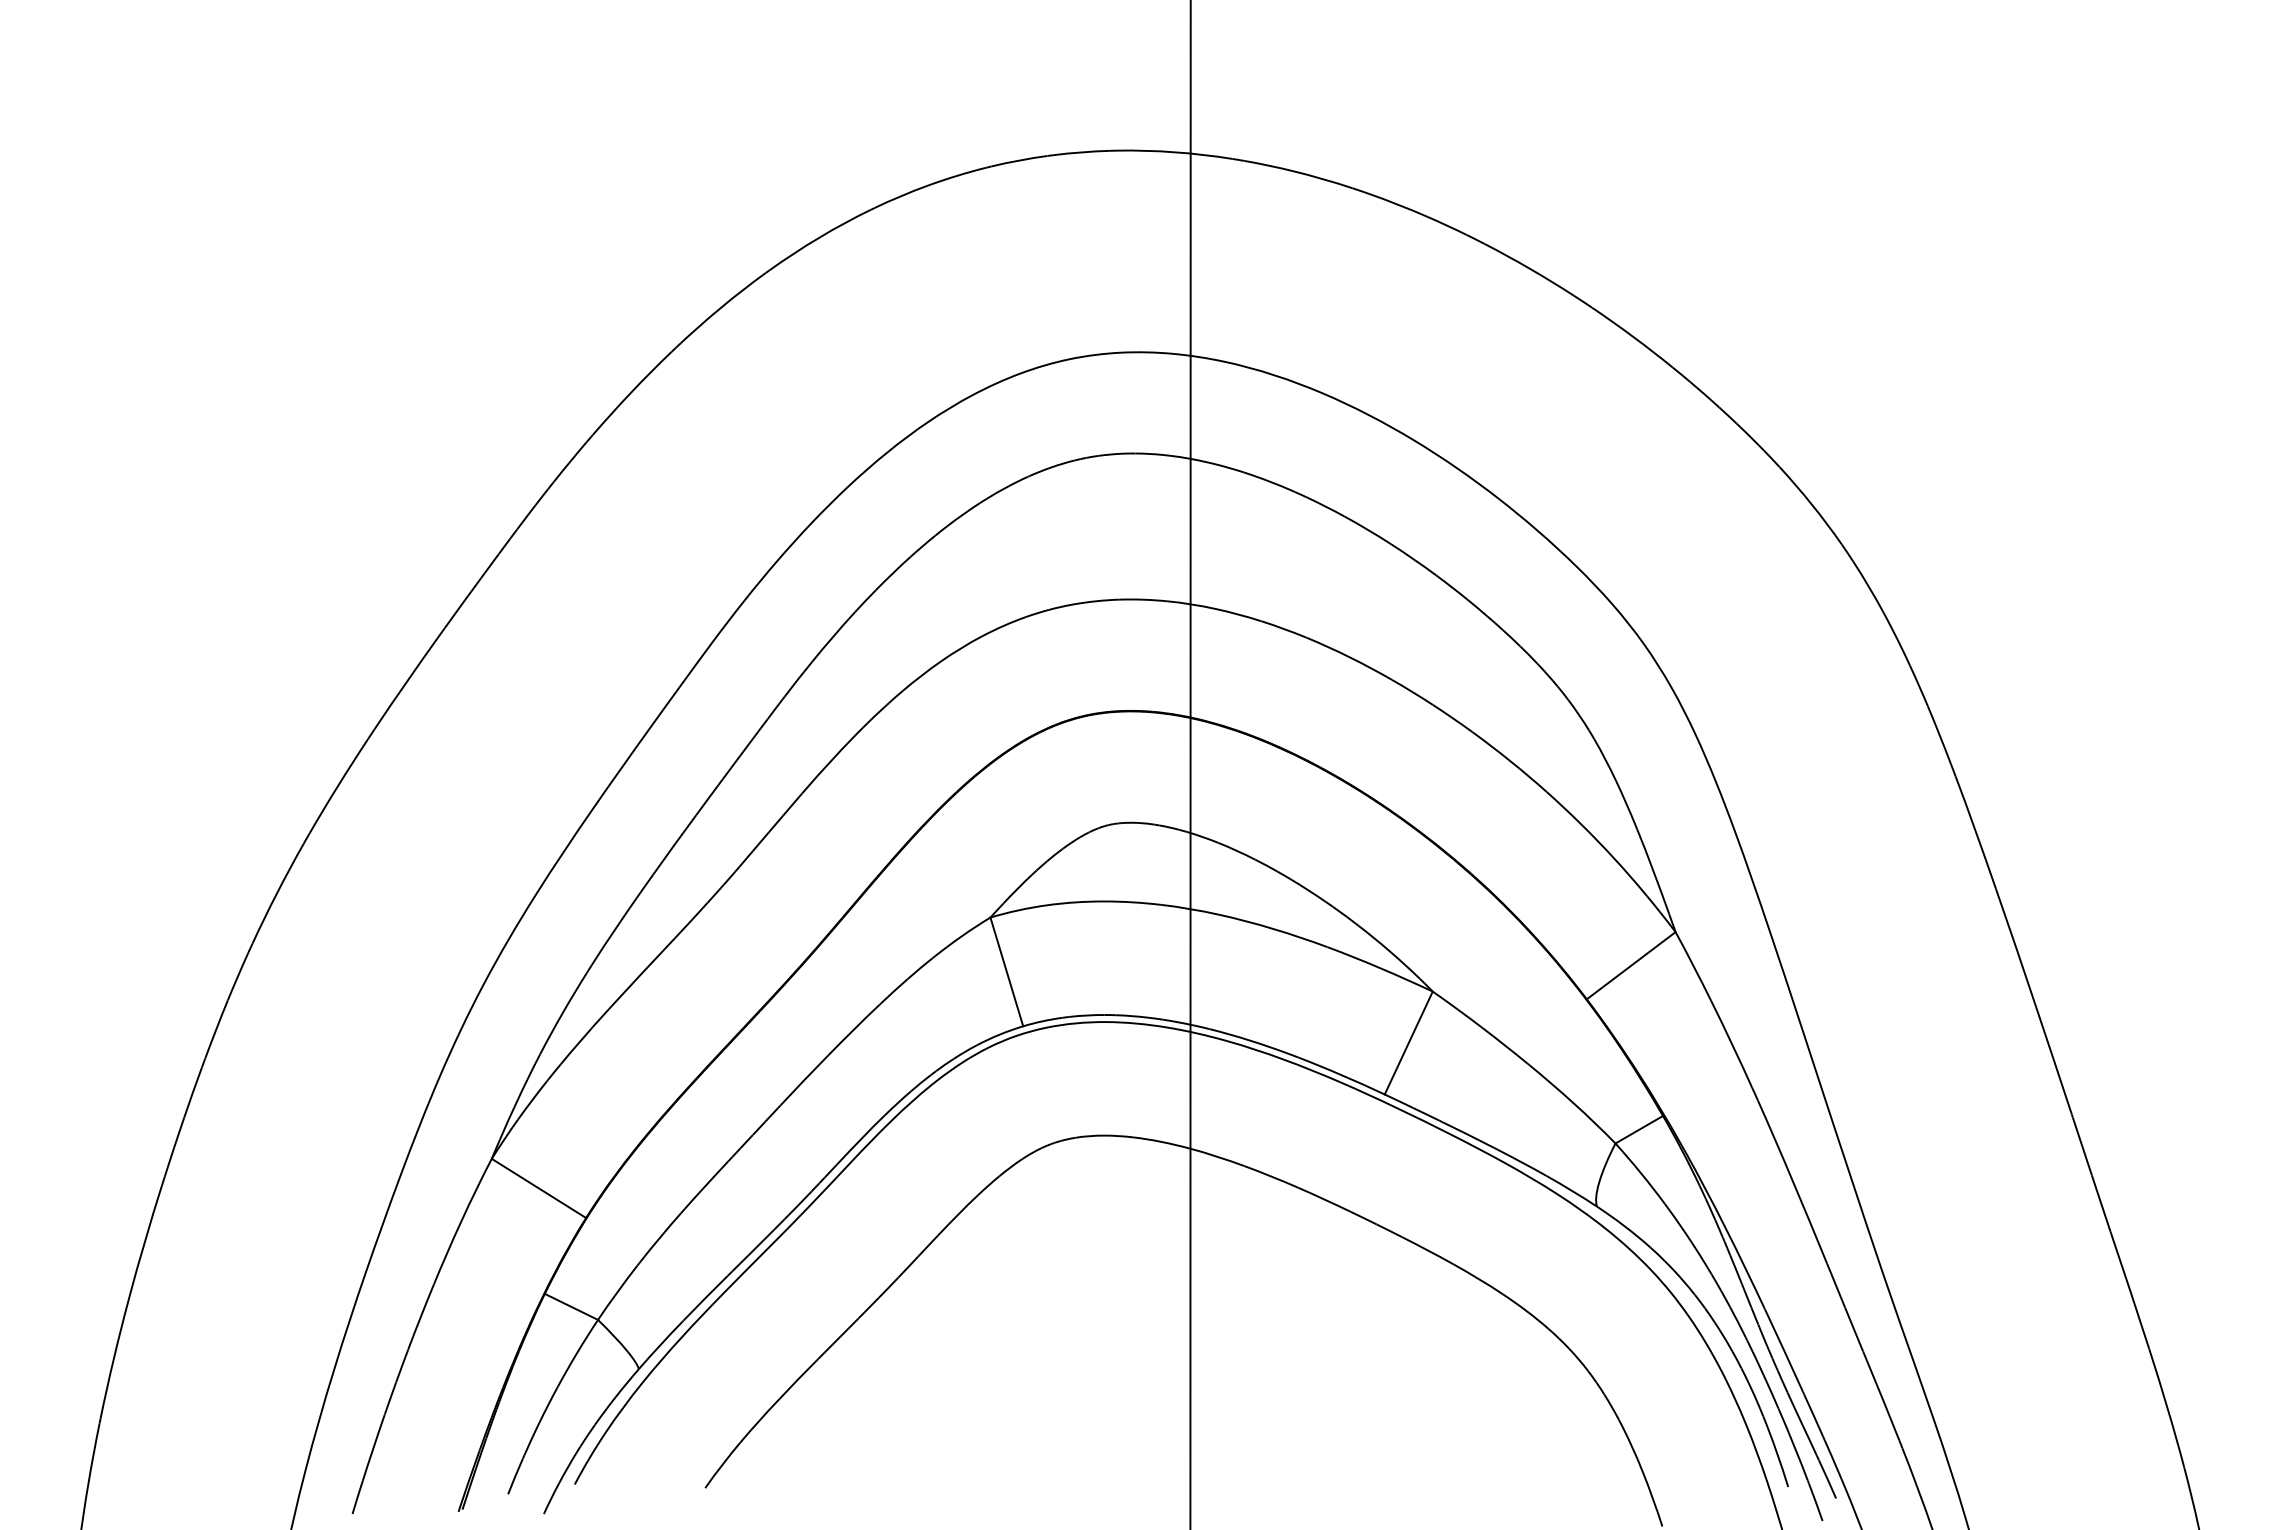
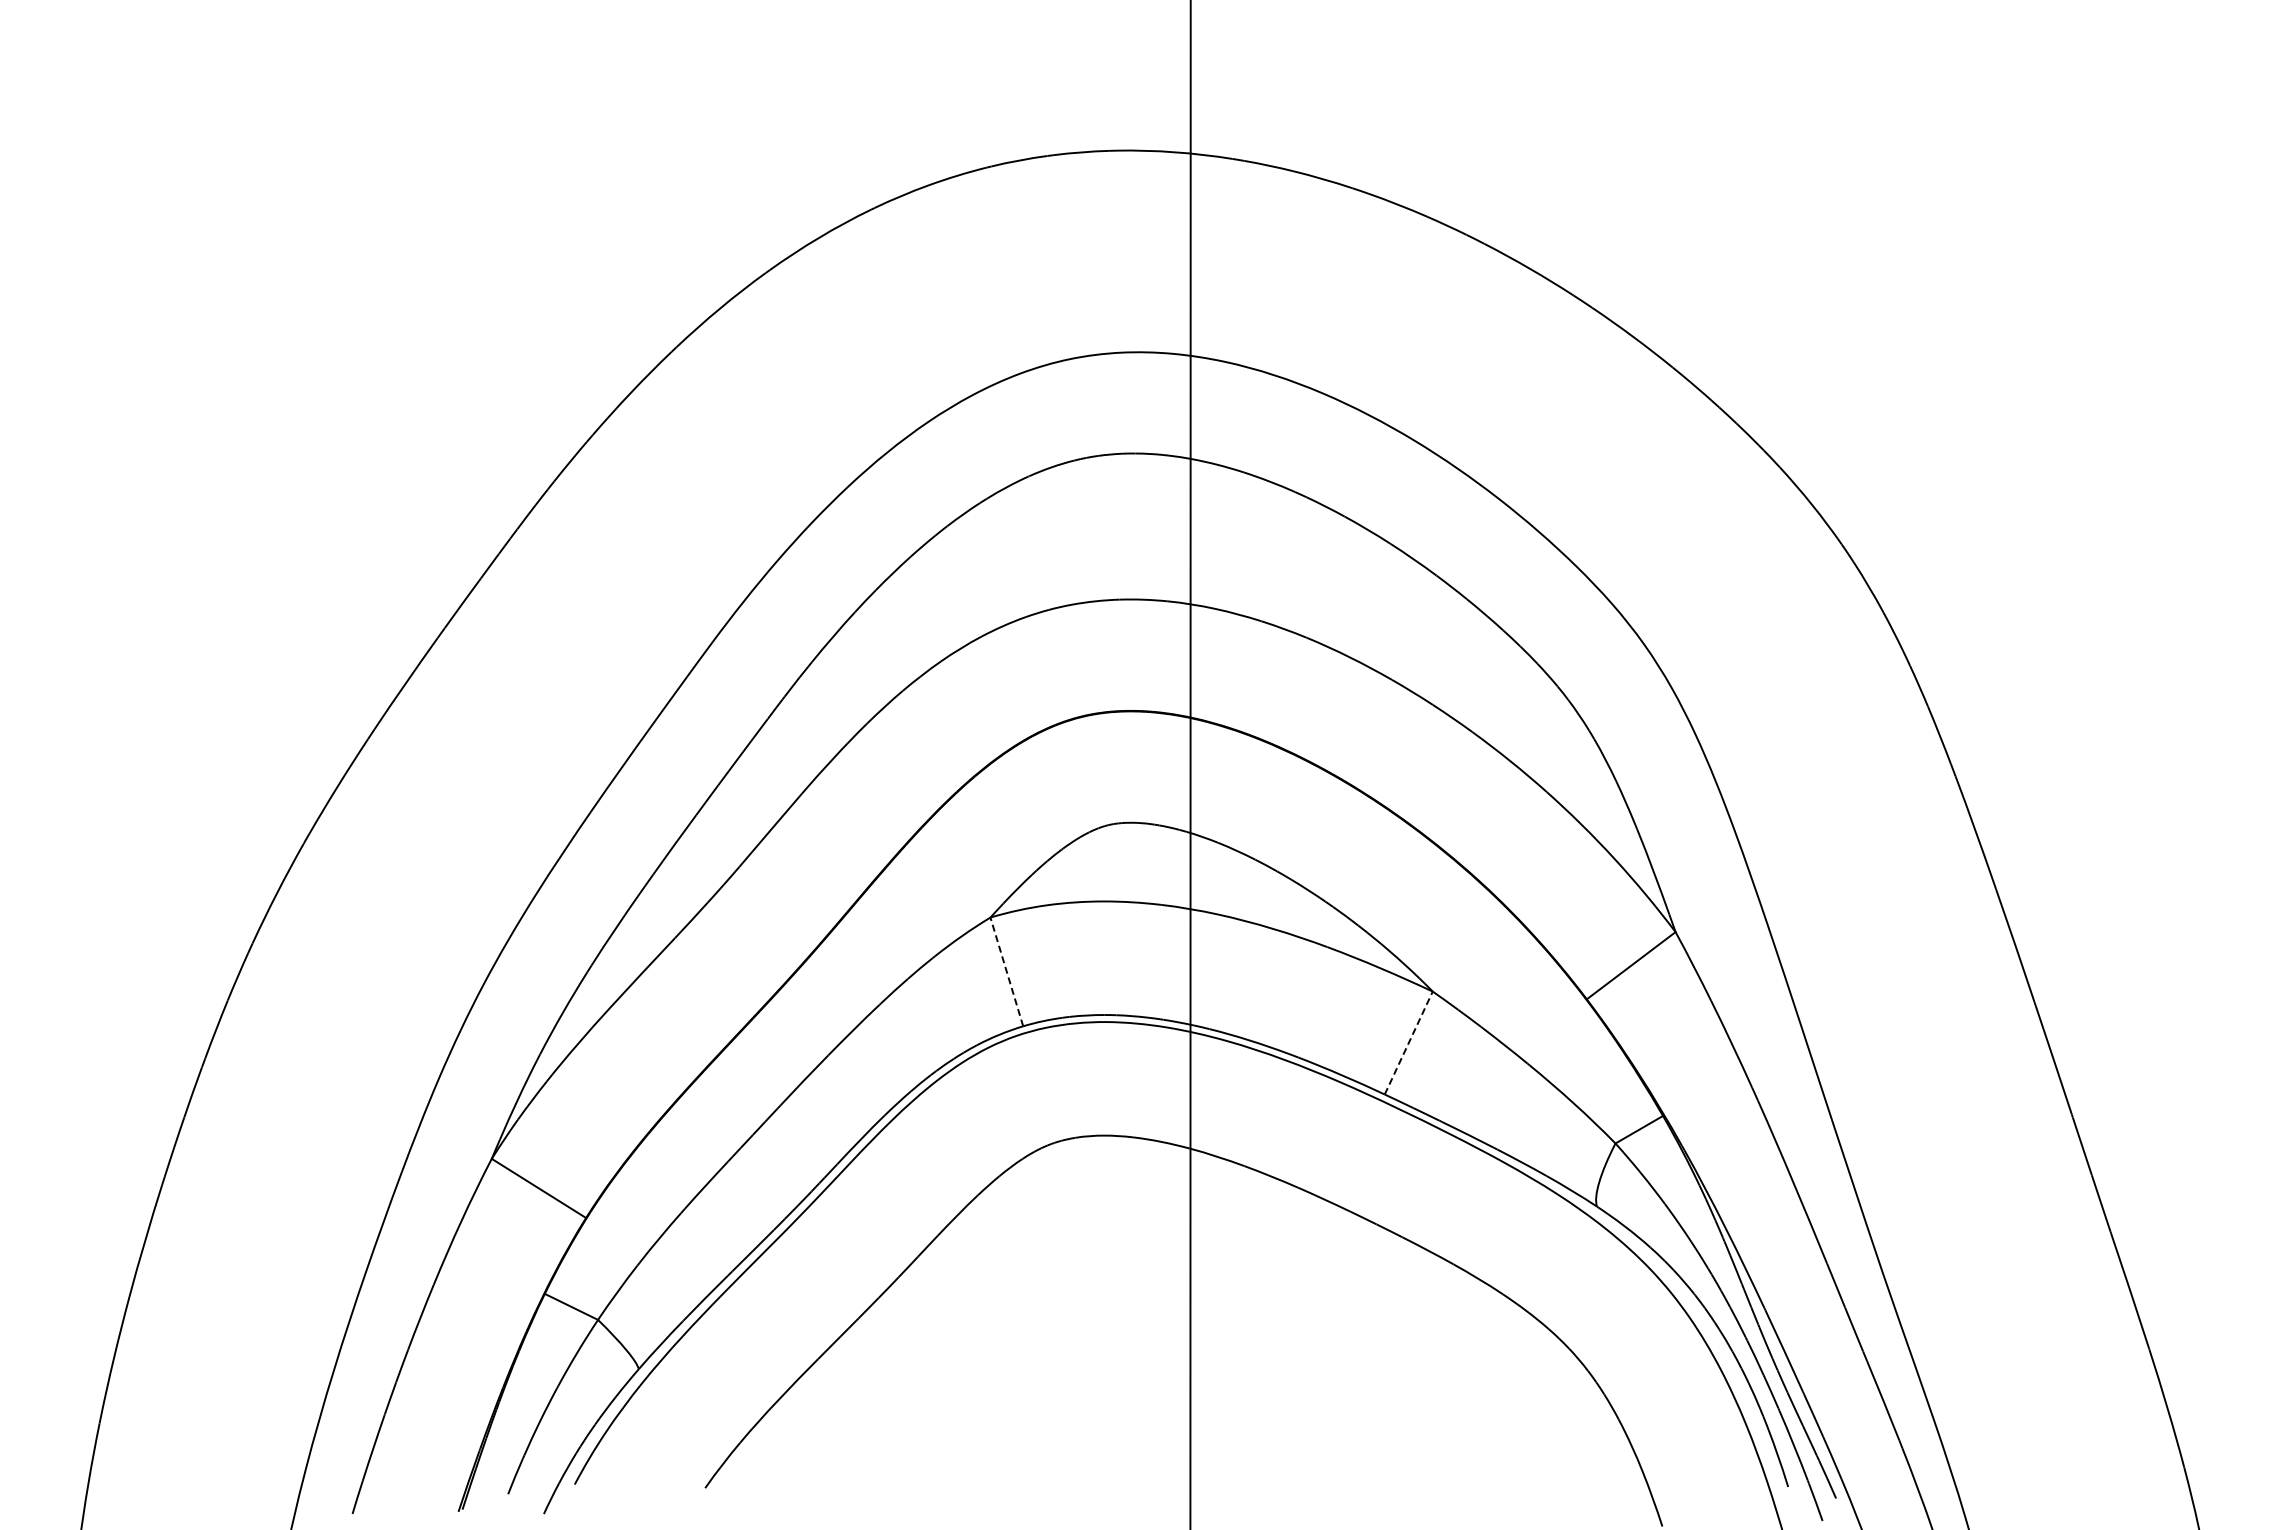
line: solid -> dashed (1006, 971)
line: solid -> dashed (1408, 1043)
